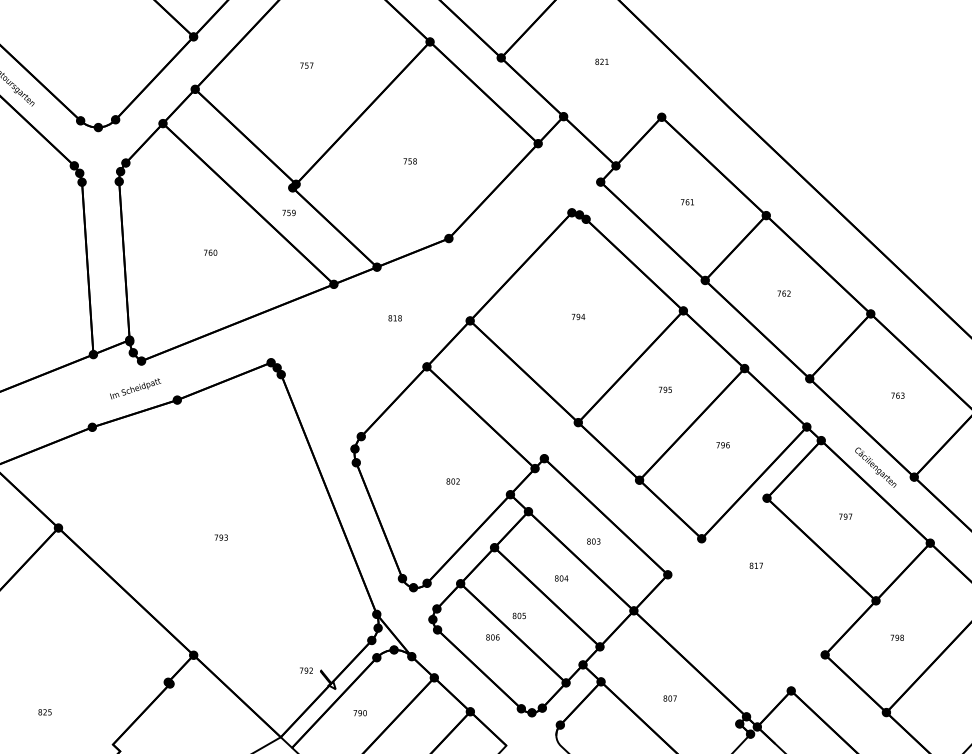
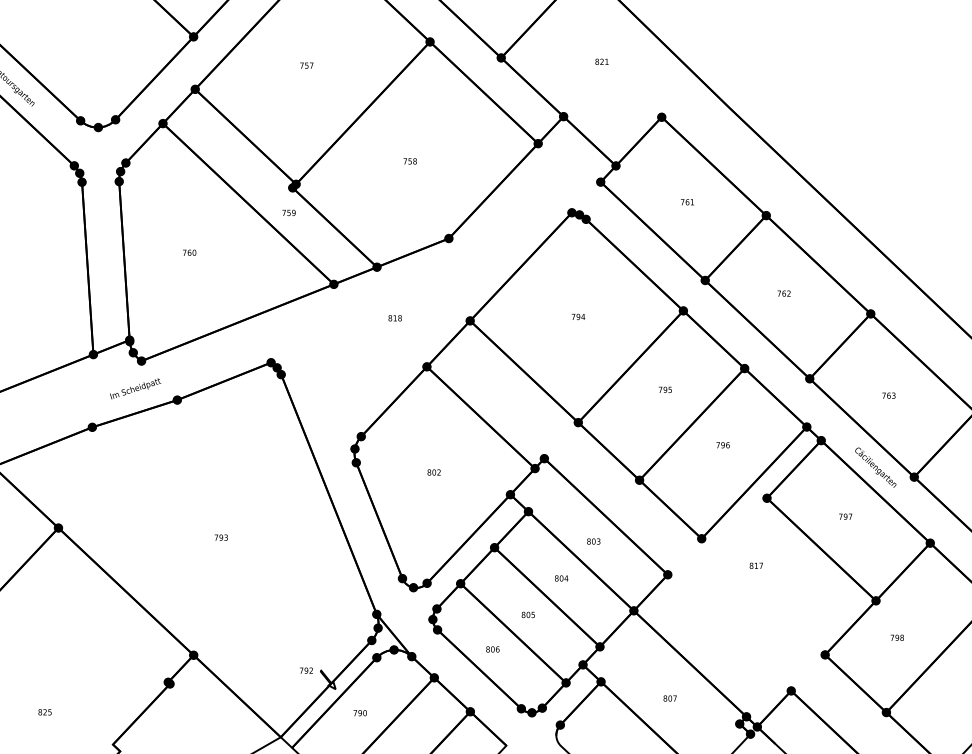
text position: (210, 252) -> (189, 252) (189, 252)
text position: (897, 395) -> (888, 395) (888, 395)
text position: (452, 481) -> (433, 472) (433, 472)
text position: (518, 615) -> (527, 614) (527, 614)
text position: (492, 637) -> (492, 649) (492, 649)
